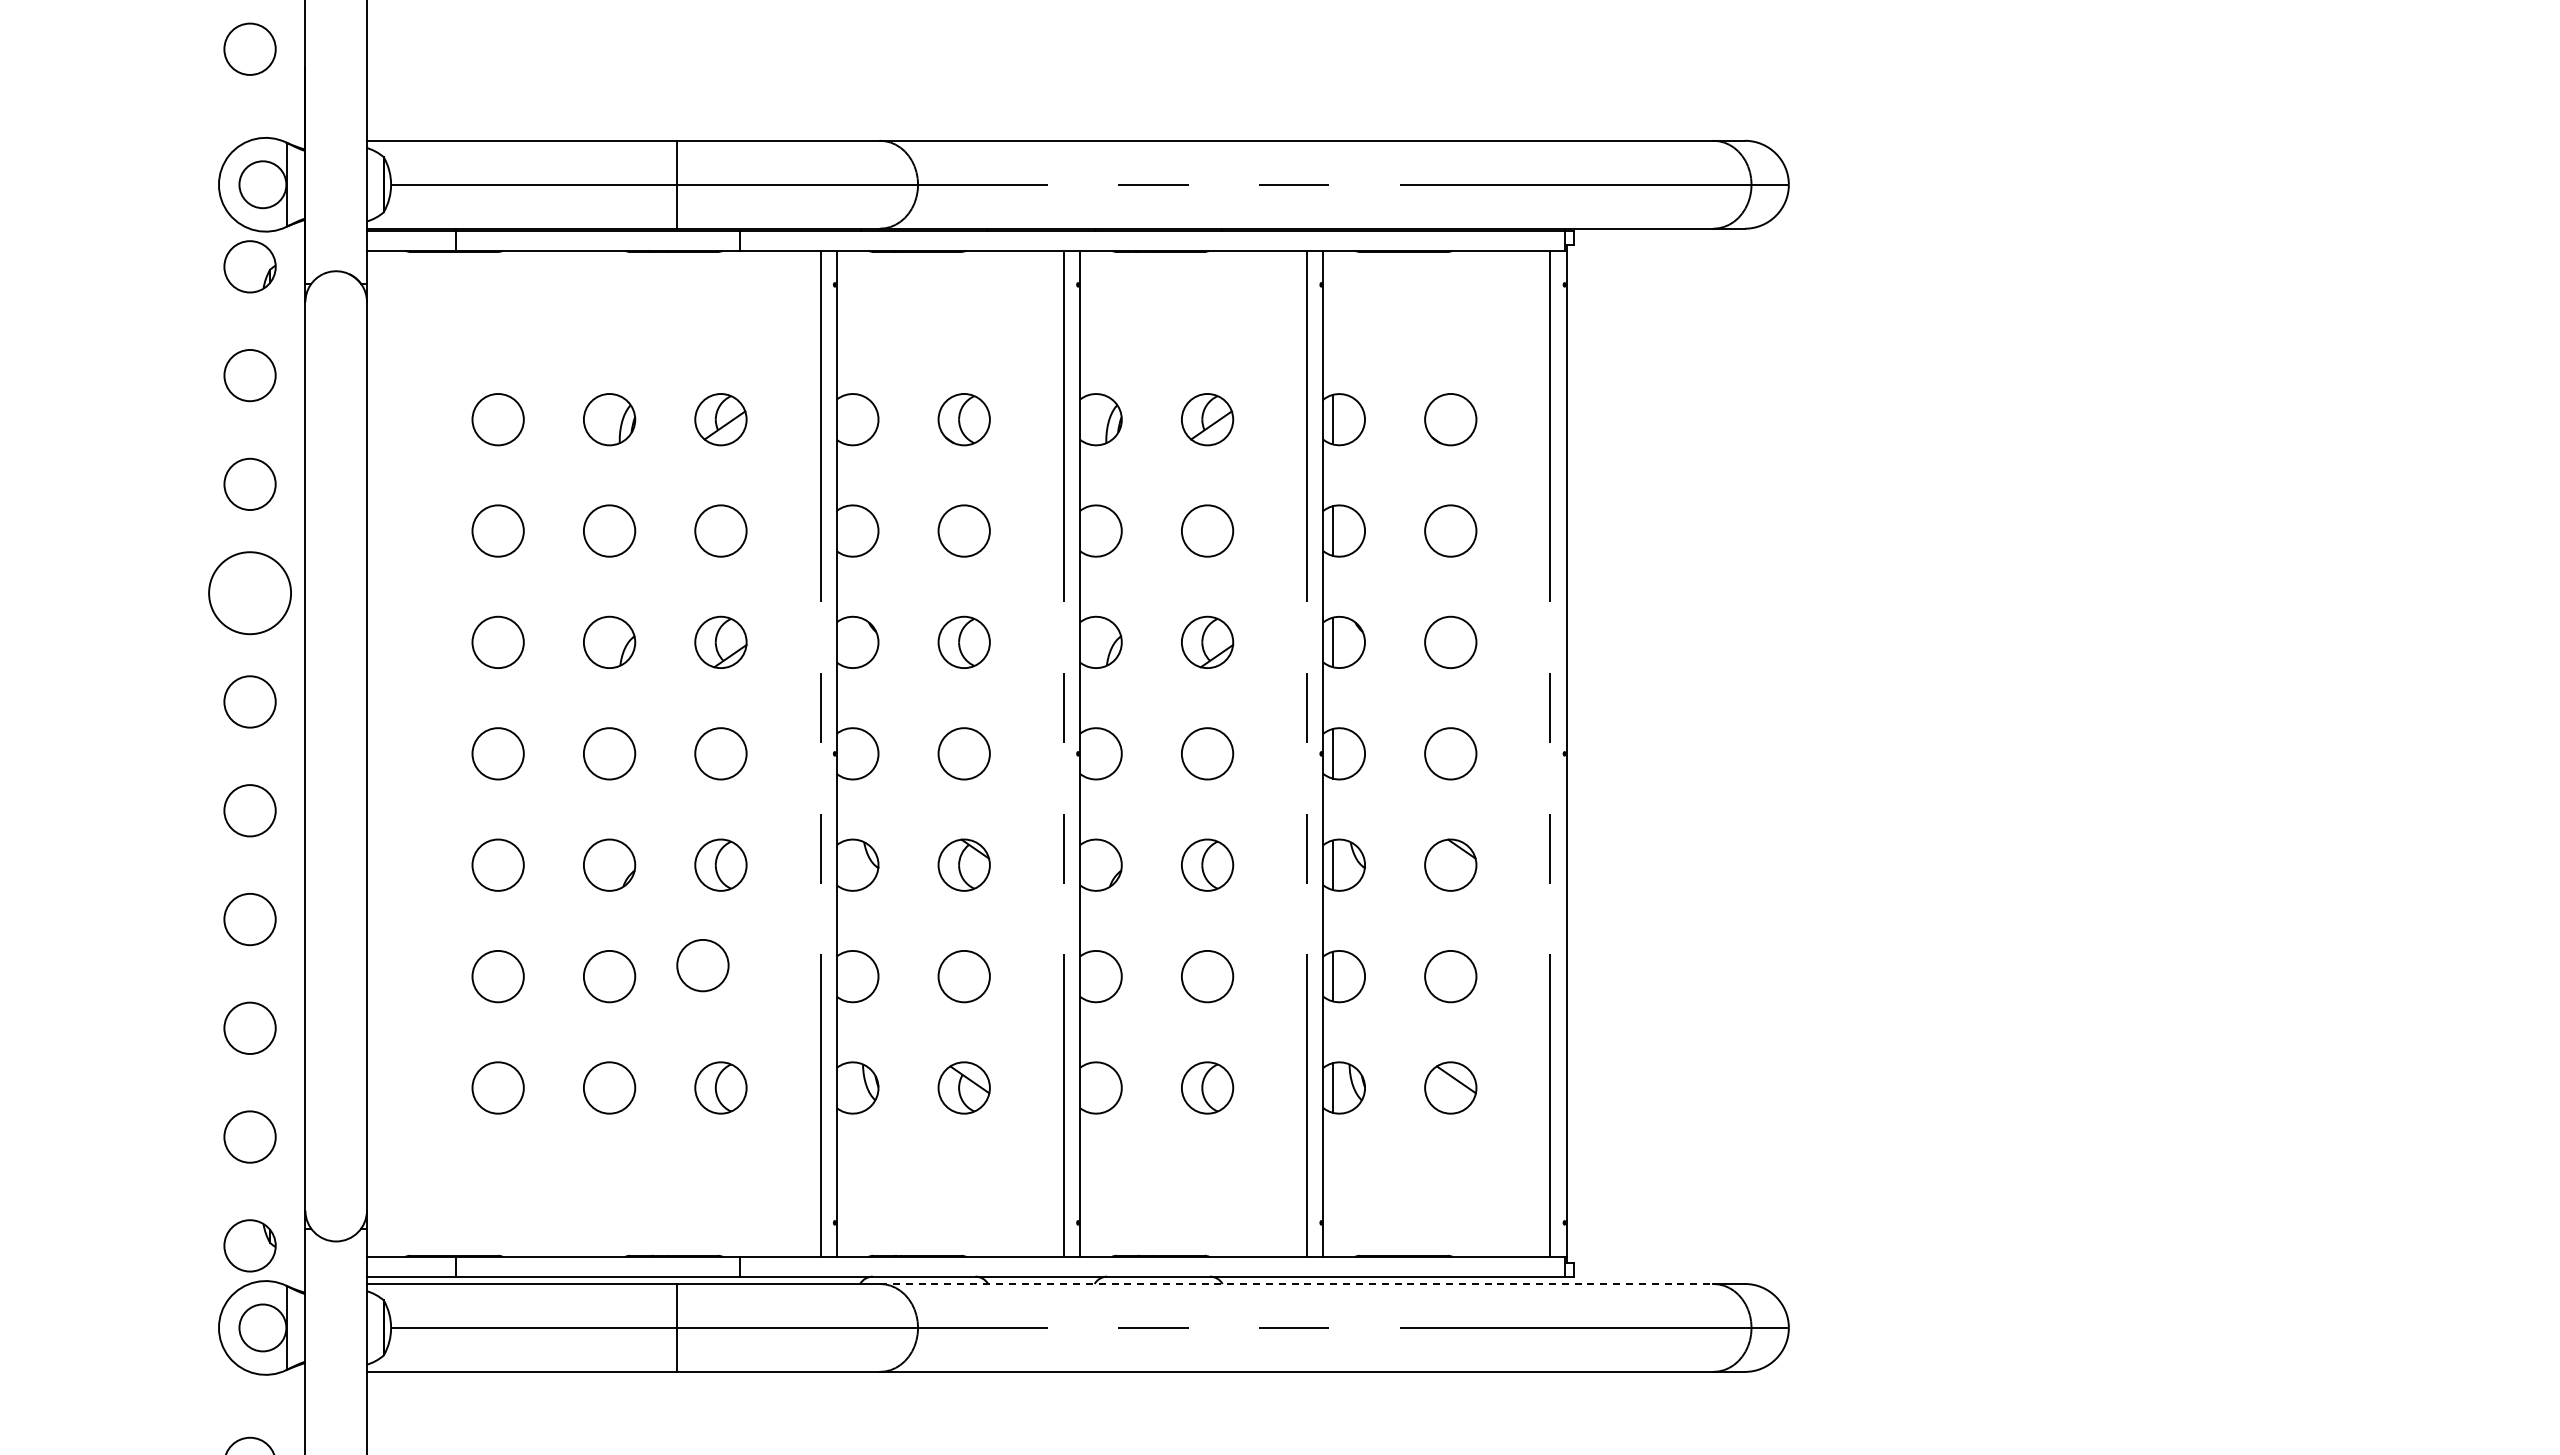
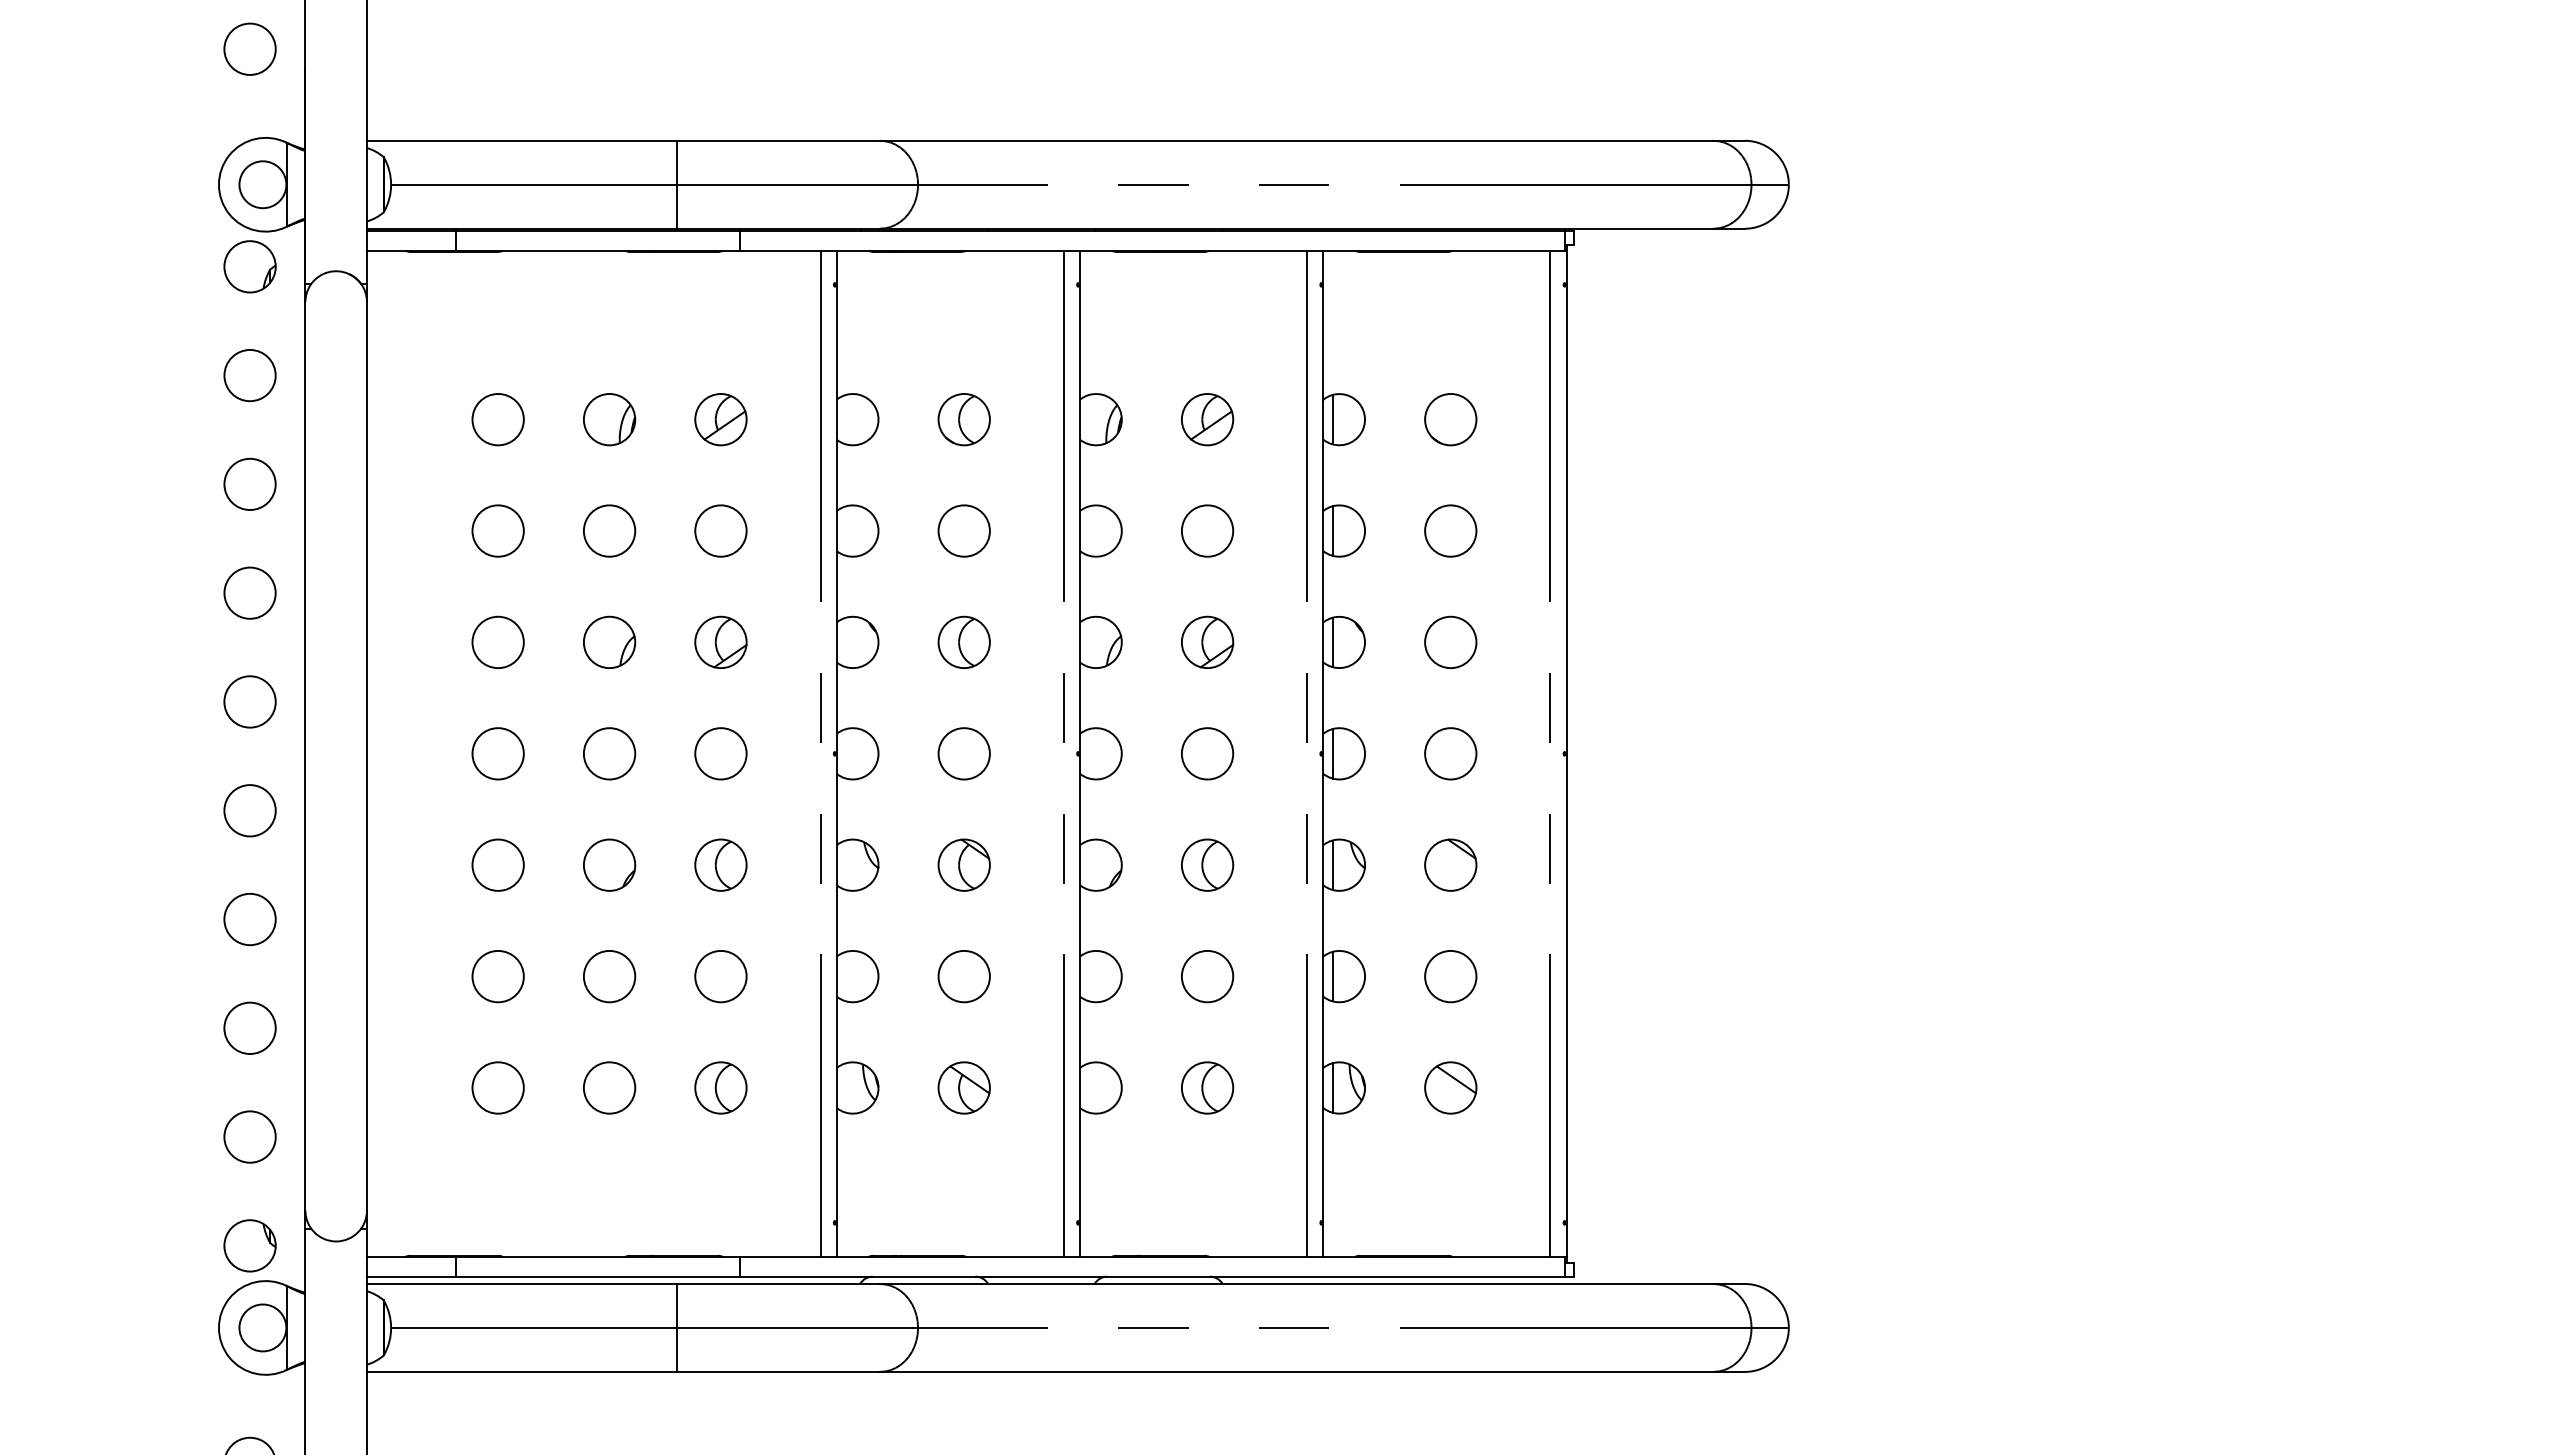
circle diameter: 82 px -> 51 px (249, 592)
circle position: (702, 965) -> (720, 976) (720, 976)
line: dashed -> solid (1296, 1283)
